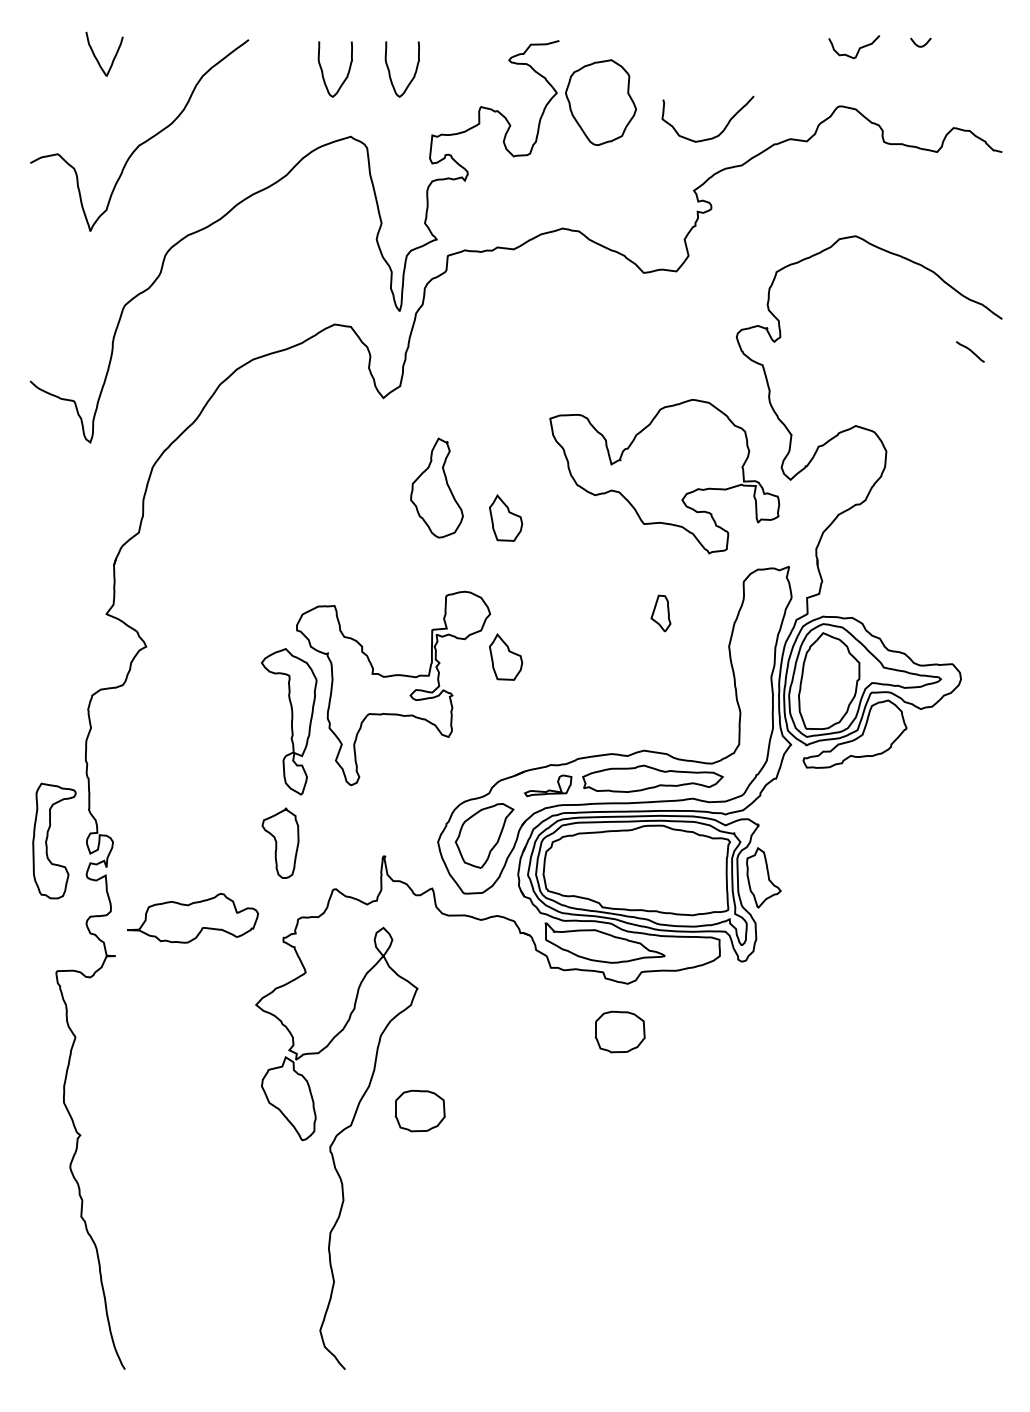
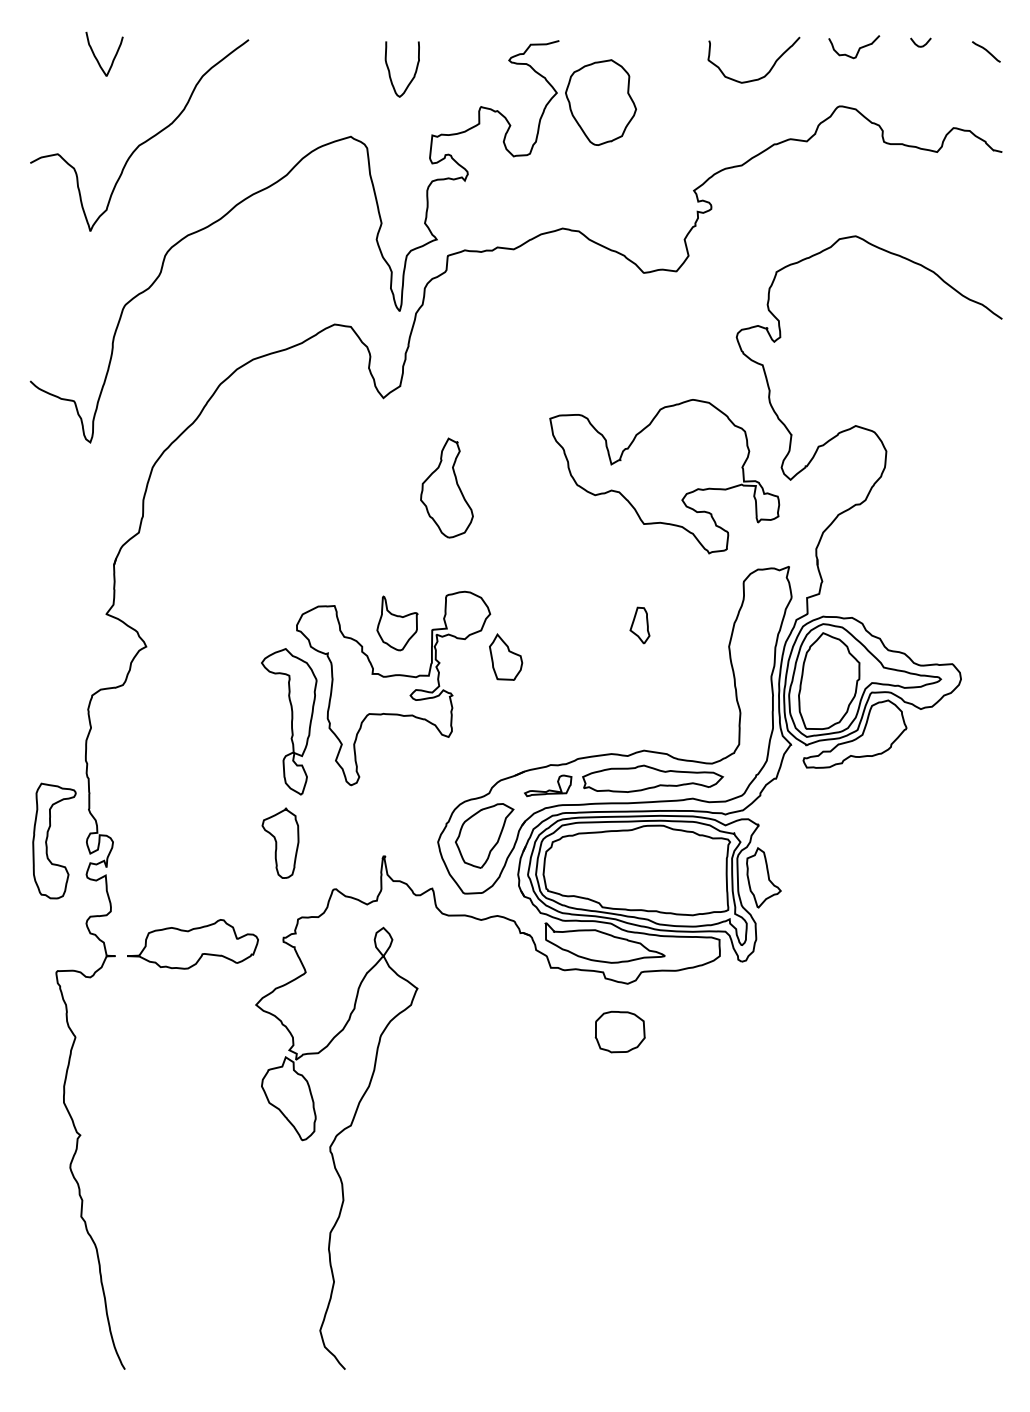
curve: present -> none (323, 71)
curve position: (723, 128) -> (769, 69) (769, 69)
curve position: (970, 351) -> (986, 51) (986, 51)
part position: (436, 487) -> (446, 487) (446, 487)
part: present -> none (506, 517)
part position: (660, 613) -> (639, 625) (639, 625)
part: none -> present (397, 623)
part position: (192, 918) -> (192, 944) (192, 944)
part: present -> none (419, 1110)
